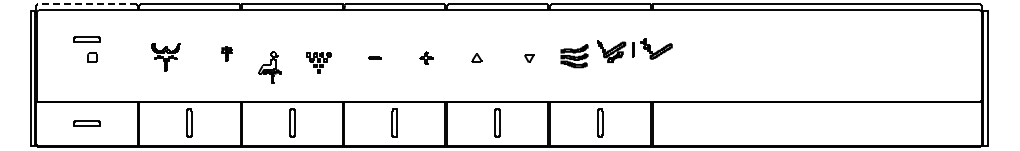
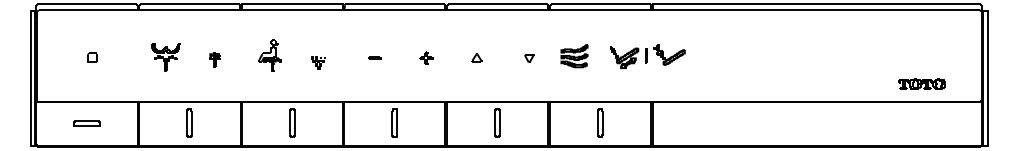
line: dashed -> solid (86, 4)
part: present -> none (86, 39)
part position: (634, 50) -> (647, 56) (647, 56)
part position: (226, 53) -> (214, 59) (214, 59)
part size: 26x22 px -> 15x14 px (318, 62)
part position: (269, 67) -> (269, 55) (269, 55)
part: none -> present (921, 83)
